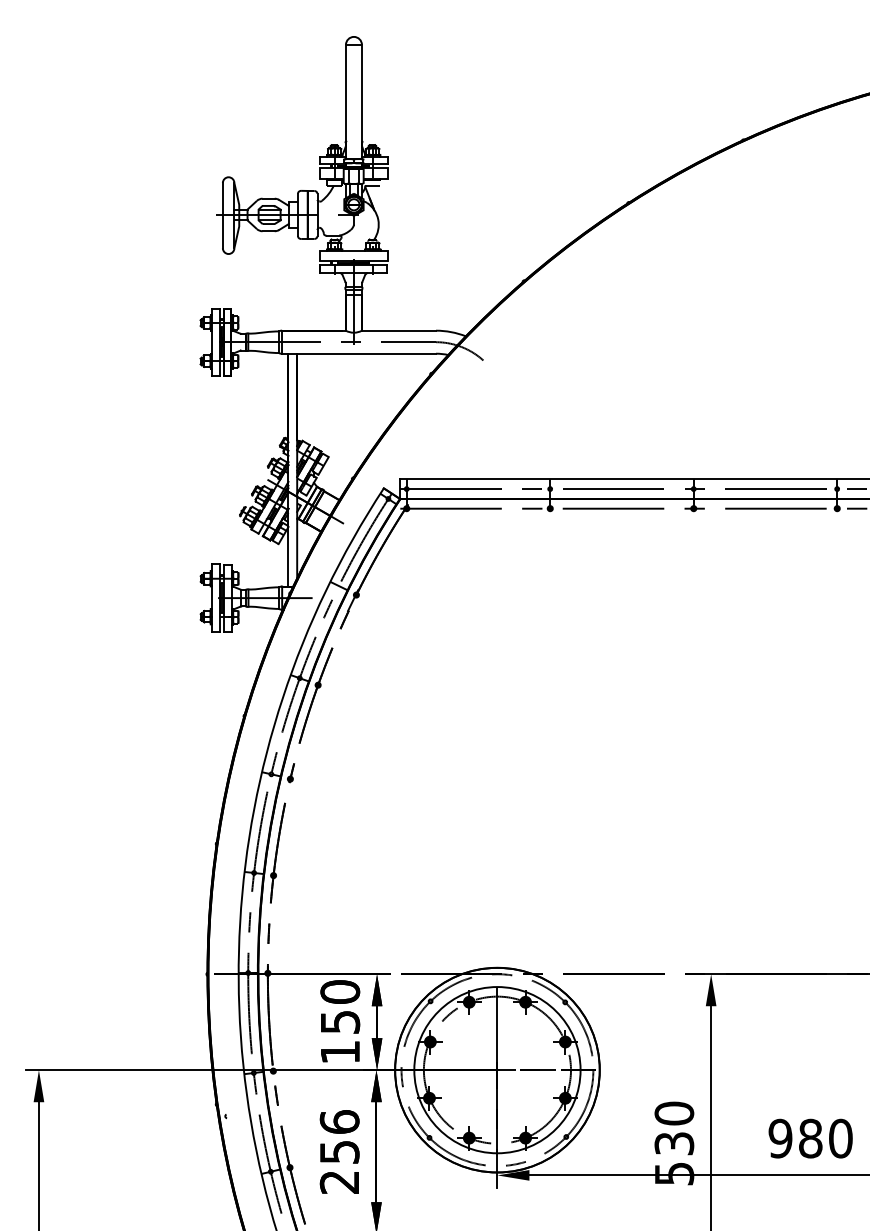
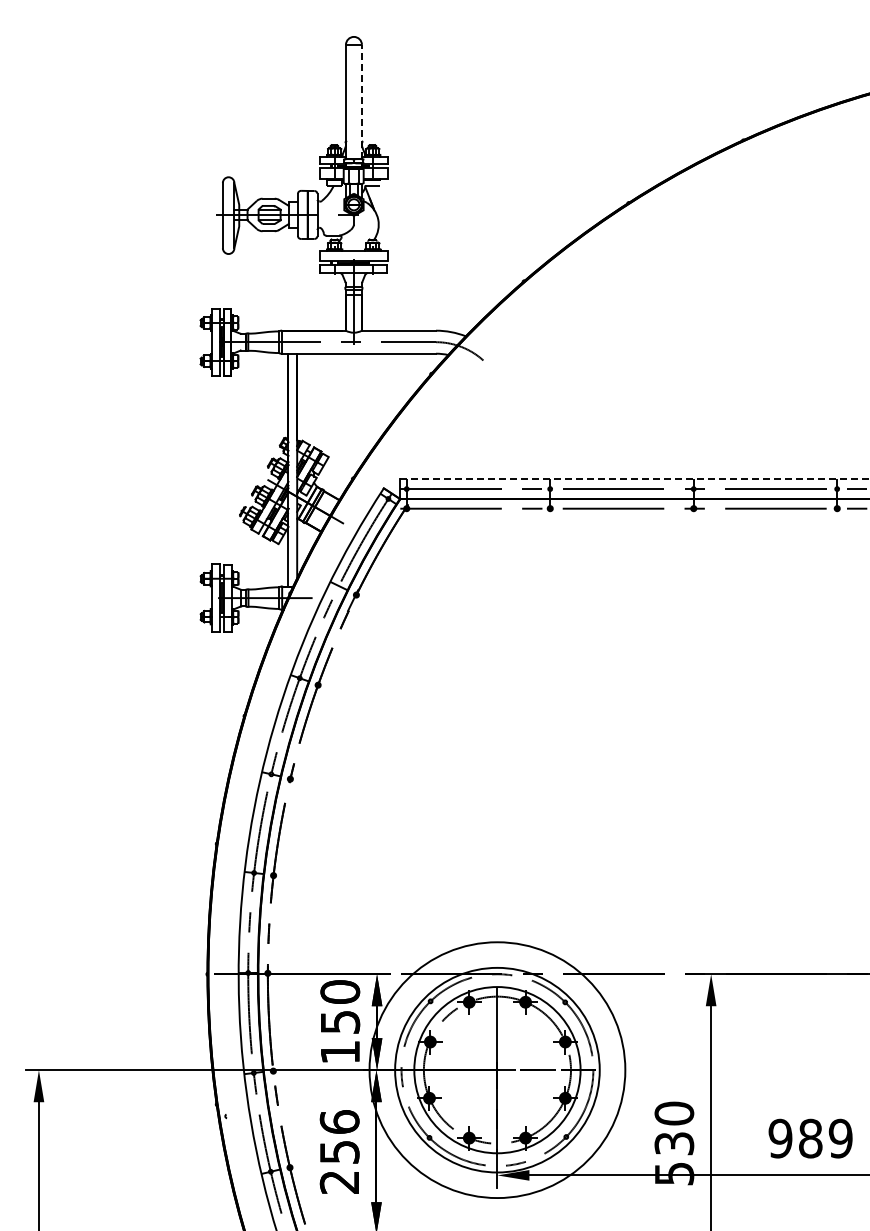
line: solid -> dashed (361, 101)
line: solid -> dashed (635, 479)
circle diameter: 205 px -> 256 px (497, 1070)
text: 980 -> 989 (840, 1138)
